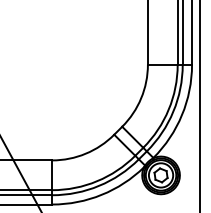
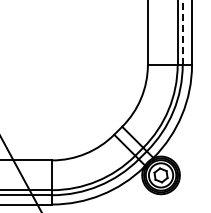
line: solid -> dashed (182, 32)
line: present -> none (200, 105)
